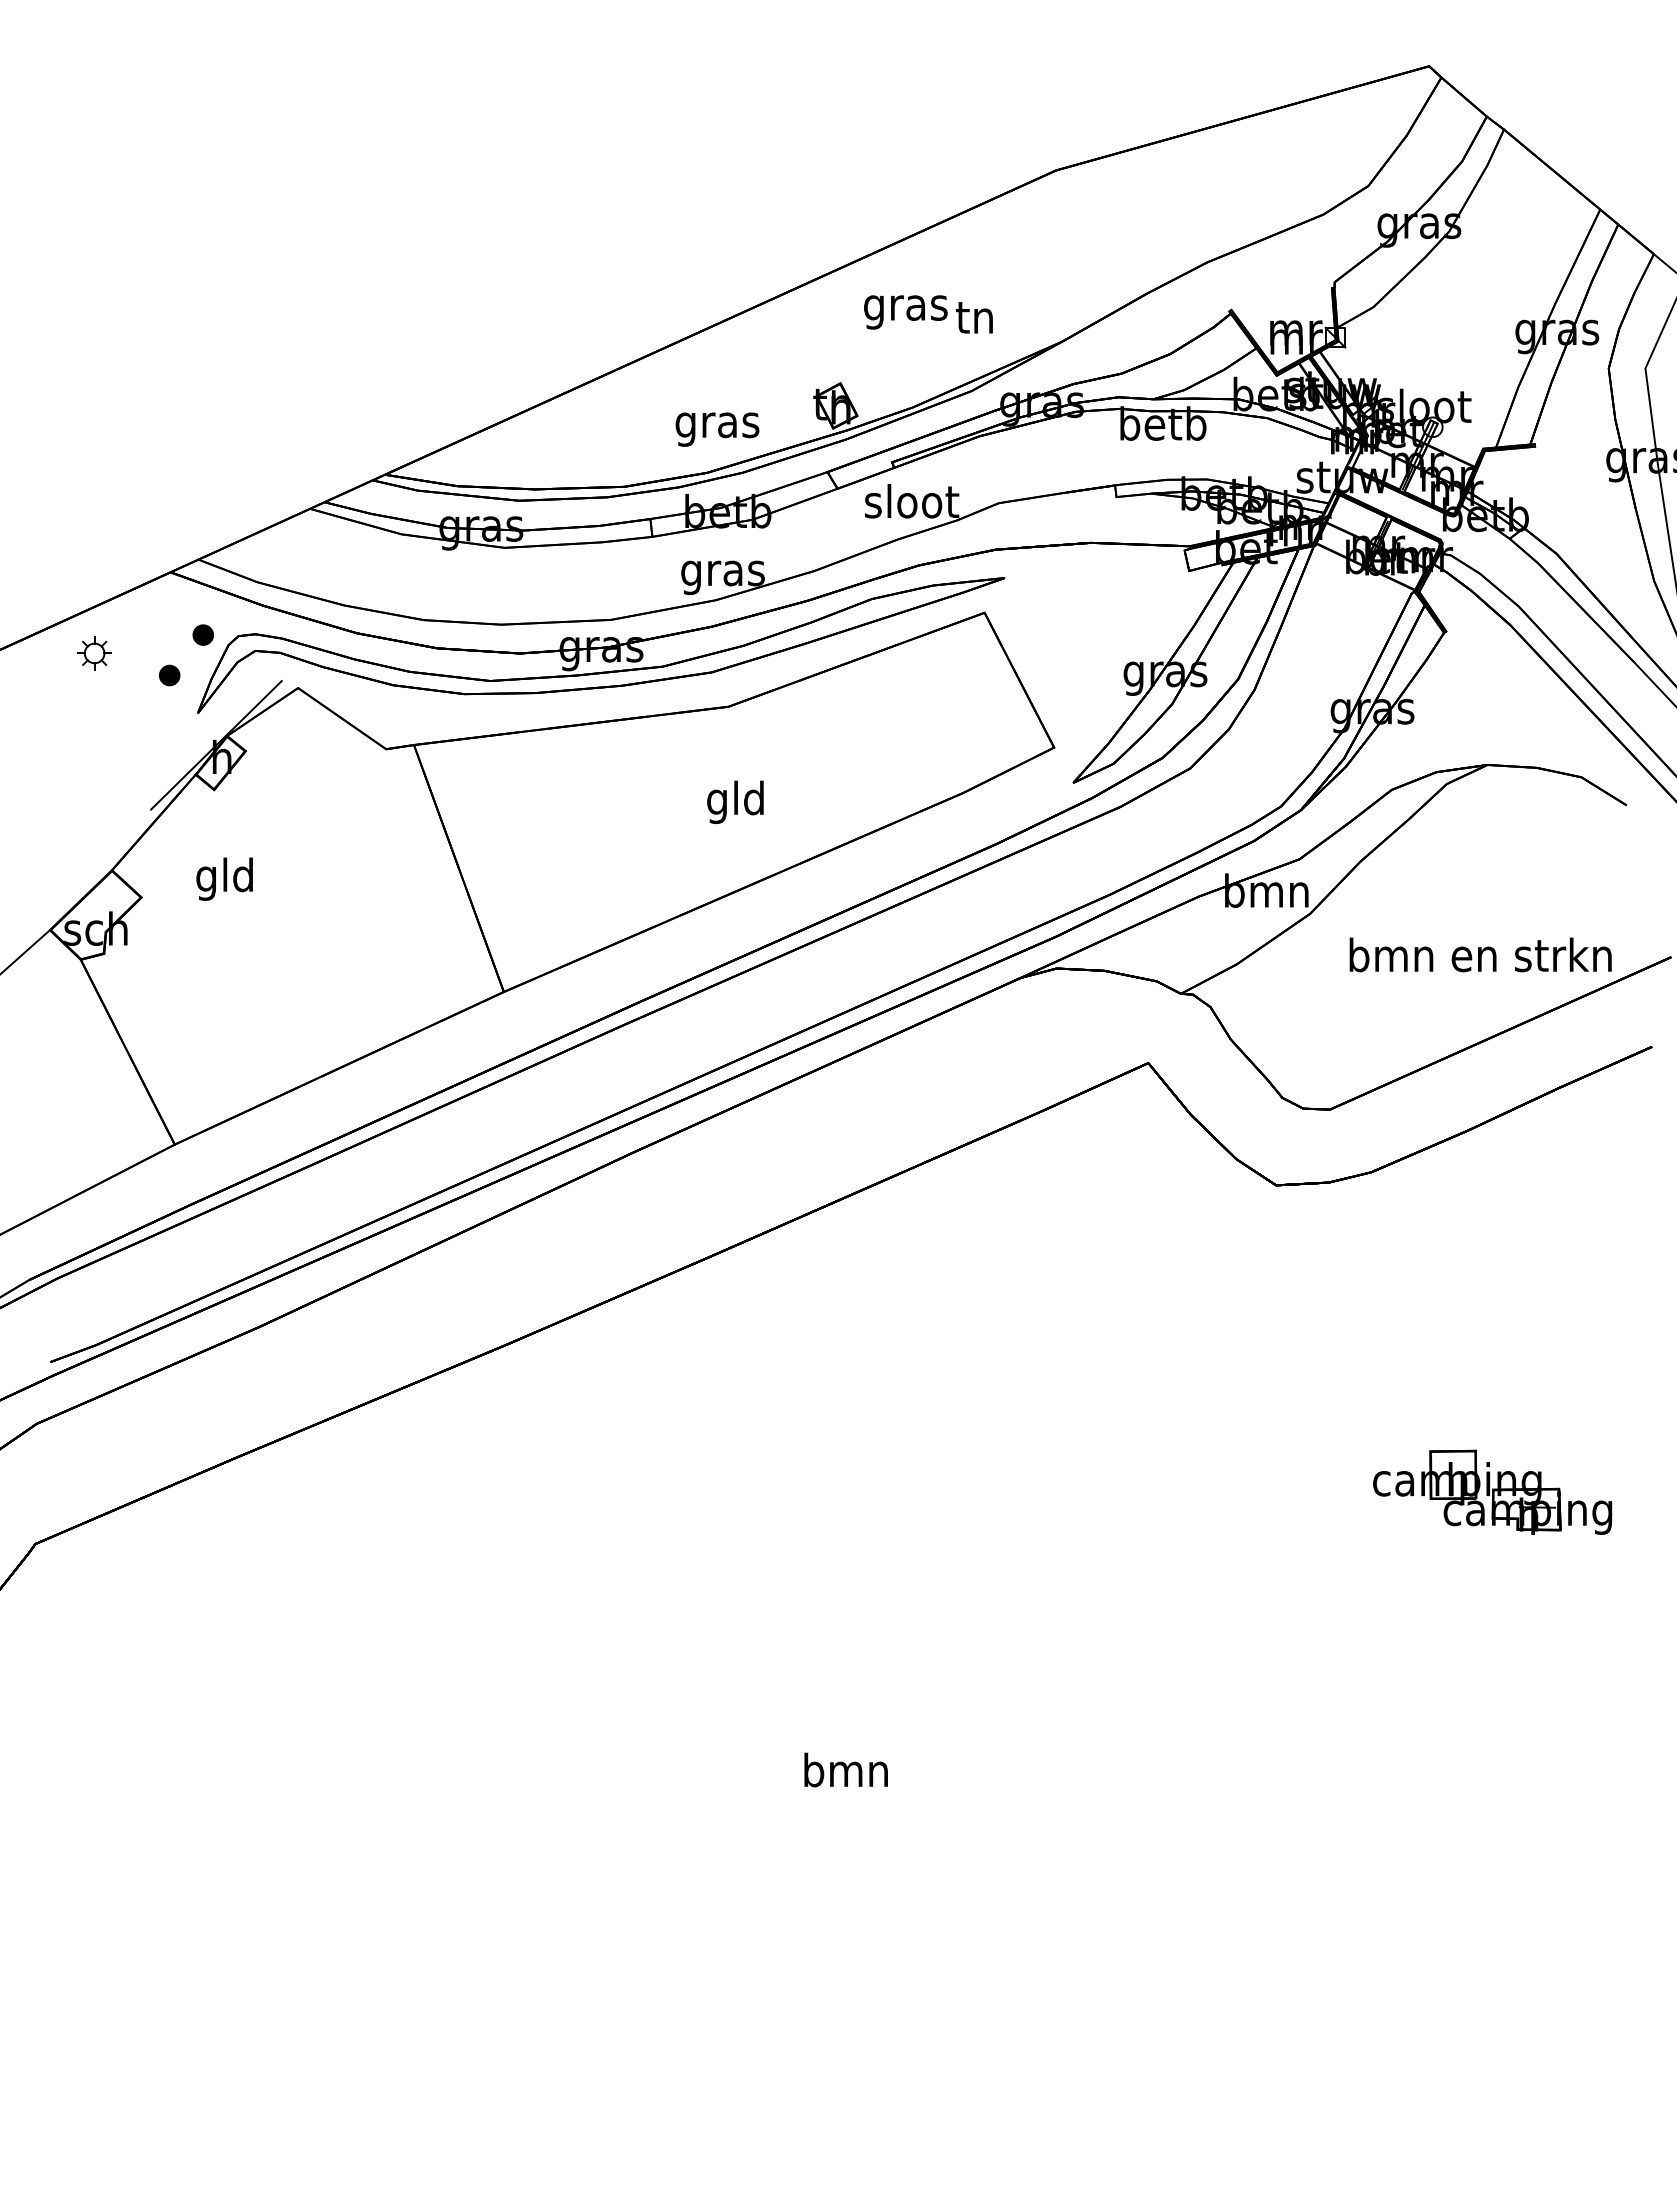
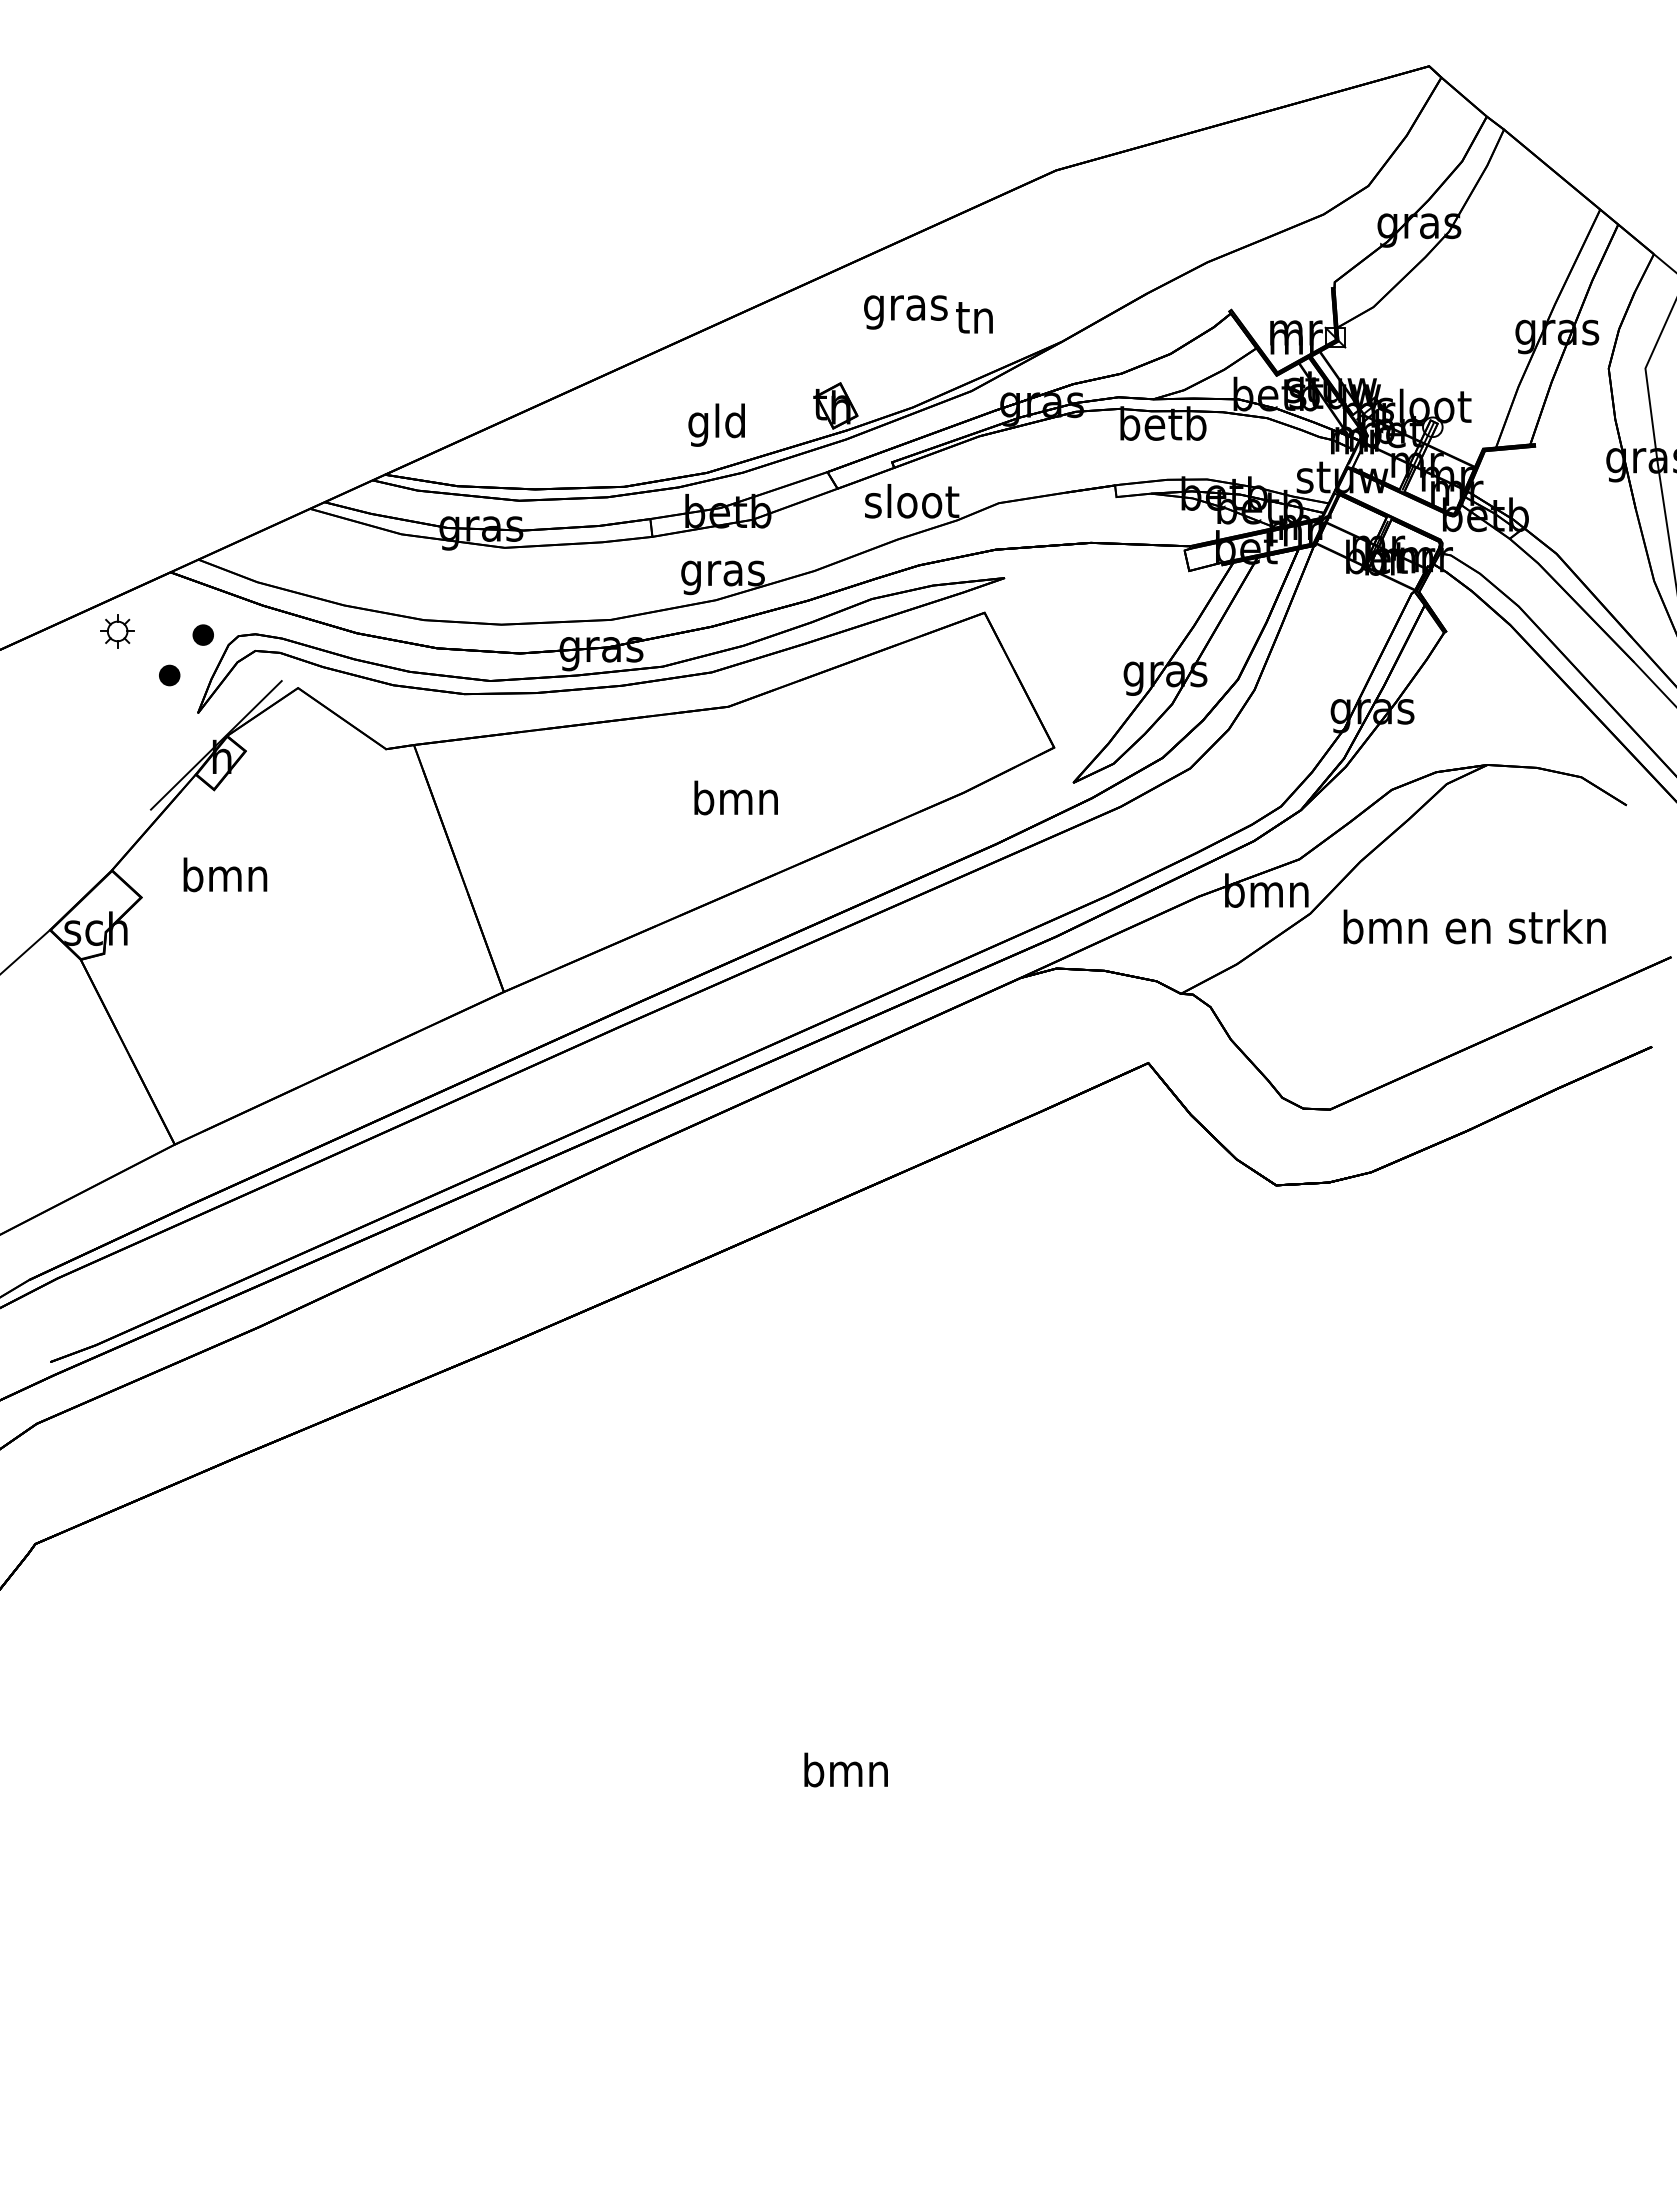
text: gras -> gld (717, 424)
part position: (94, 653) -> (117, 631) (117, 631)
text: gld -> bmn (735, 802)
text: gld -> bmn (225, 878)
text position: (1480, 954) -> (1474, 926) (1474, 926)
part: present -> none (1492, 1491)
